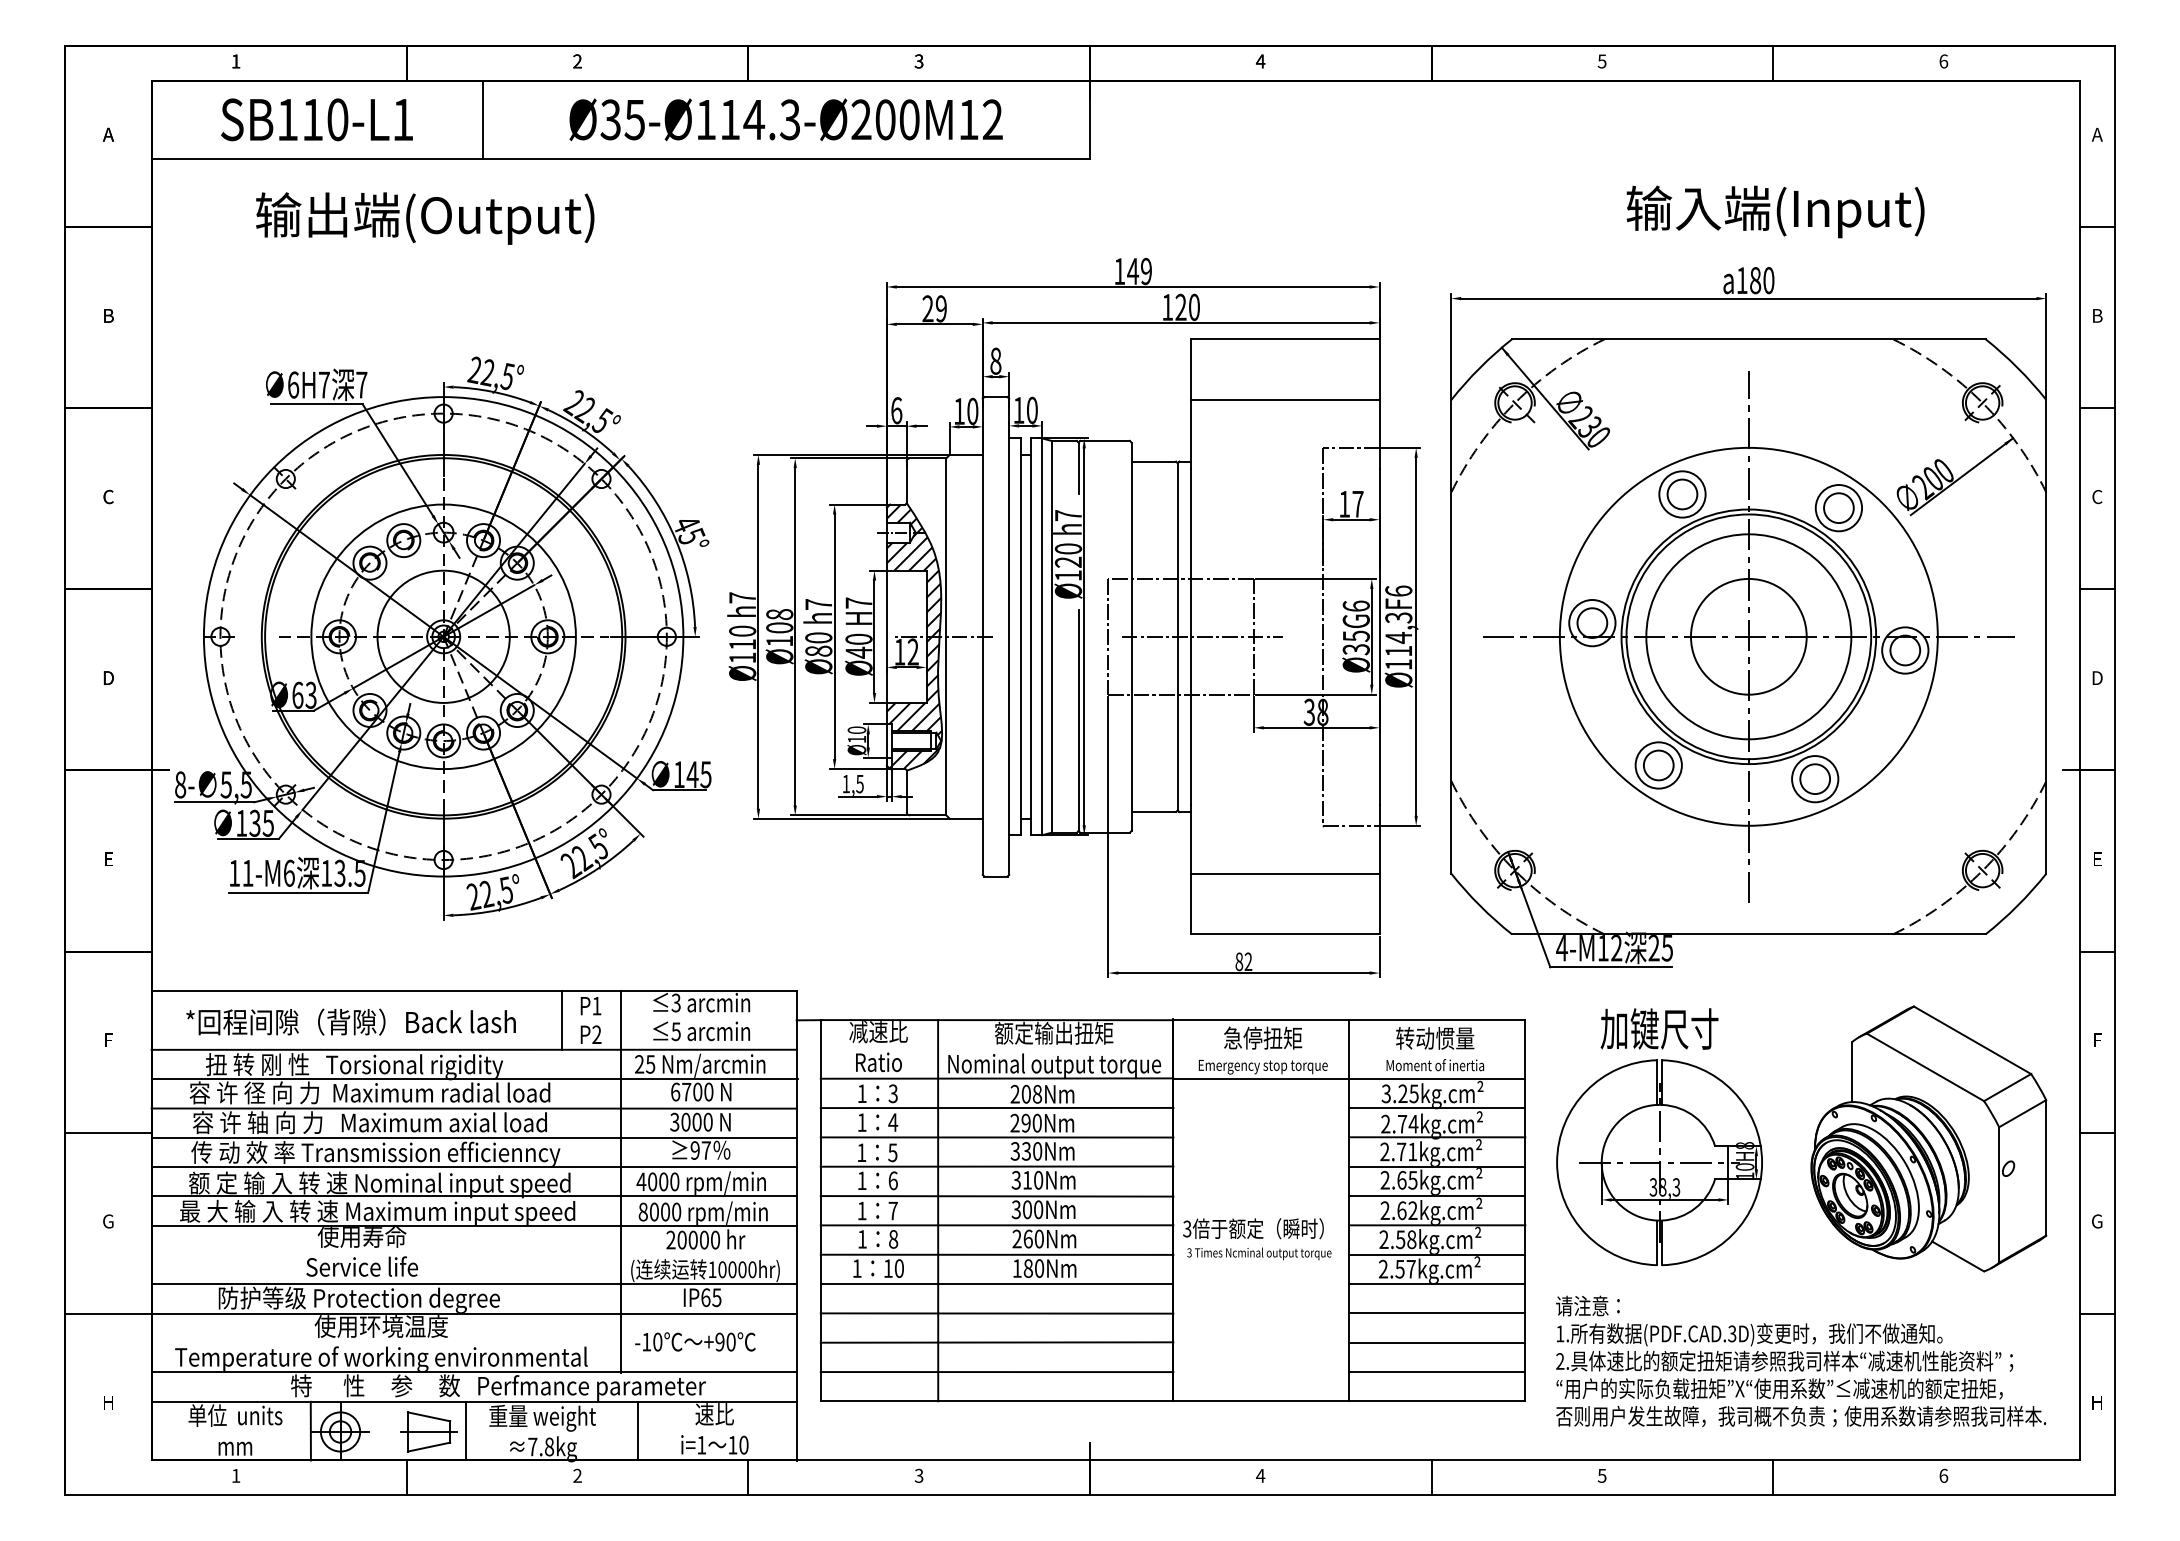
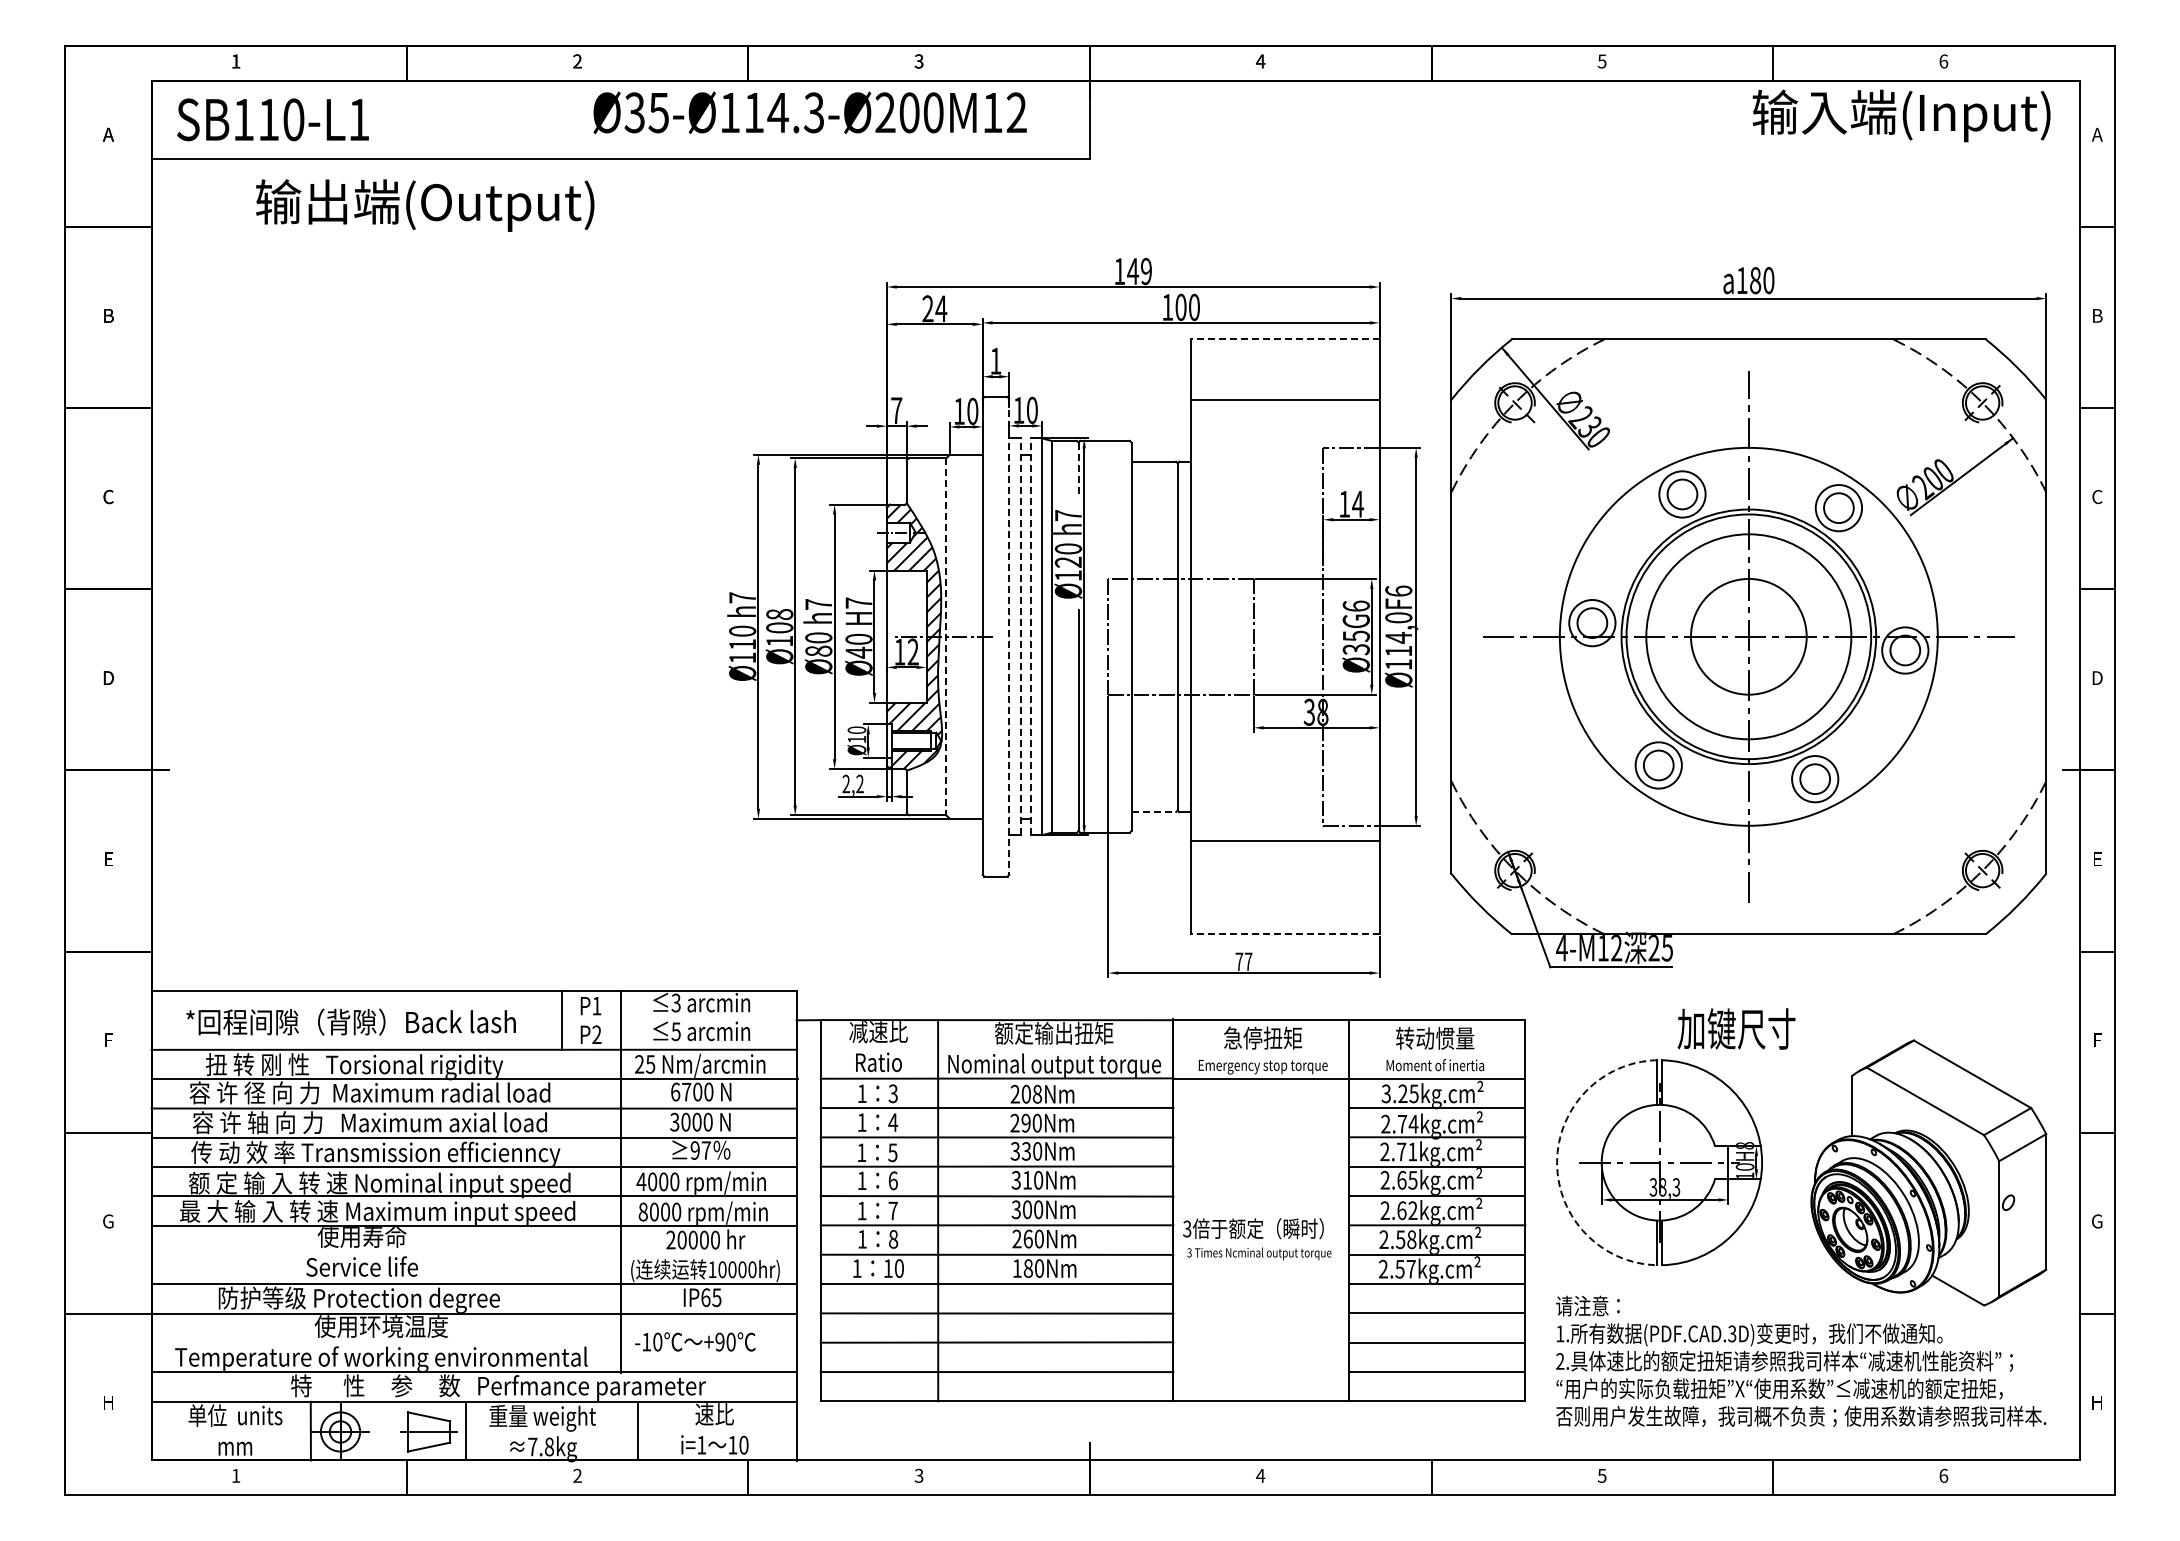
text position: (316, 119) -> (272, 119) (272, 119)
line: present -> none (482, 119)
text position: (785, 119) -> (809, 112) (809, 112)
text position: (1775, 211) -> (1901, 115) (1901, 115)
text position: (425, 218) -> (425, 205) (425, 205)
text: 120 -> 100 (1180, 307)
text: 29 -> 24 (941, 308)
line: solid -> dashed (1284, 339)
text: 8 -> 1 (995, 360)
text: 6 -> 7 (896, 410)
line: solid -> dashed (1078, 468)
text: 17 -> 14 (1357, 504)
text: Ø114,3 -> Ø114,0 (1398, 617)
line: solid -> dashed (946, 636)
line: solid -> dashed (1020, 636)
line: solid -> dashed (1030, 636)
line: present -> none (1201, 636)
line: solid -> dashed (1009, 637)
part: present -> none (442, 638)
text: 1,5 -> 2,2 (852, 783)
line: solid -> dashed (1154, 812)
line position: (1285, 873) -> (1285, 840) (1285, 840)
line: solid -> dashed (1284, 934)
text: 82 -> 77 (1243, 961)
text position: (1659, 1028) -> (1736, 1028) (1736, 1028)
part position: (1928, 1138) -> (1928, 1172) (1928, 1172)
arc: solid -> dashed (1557, 1162)
